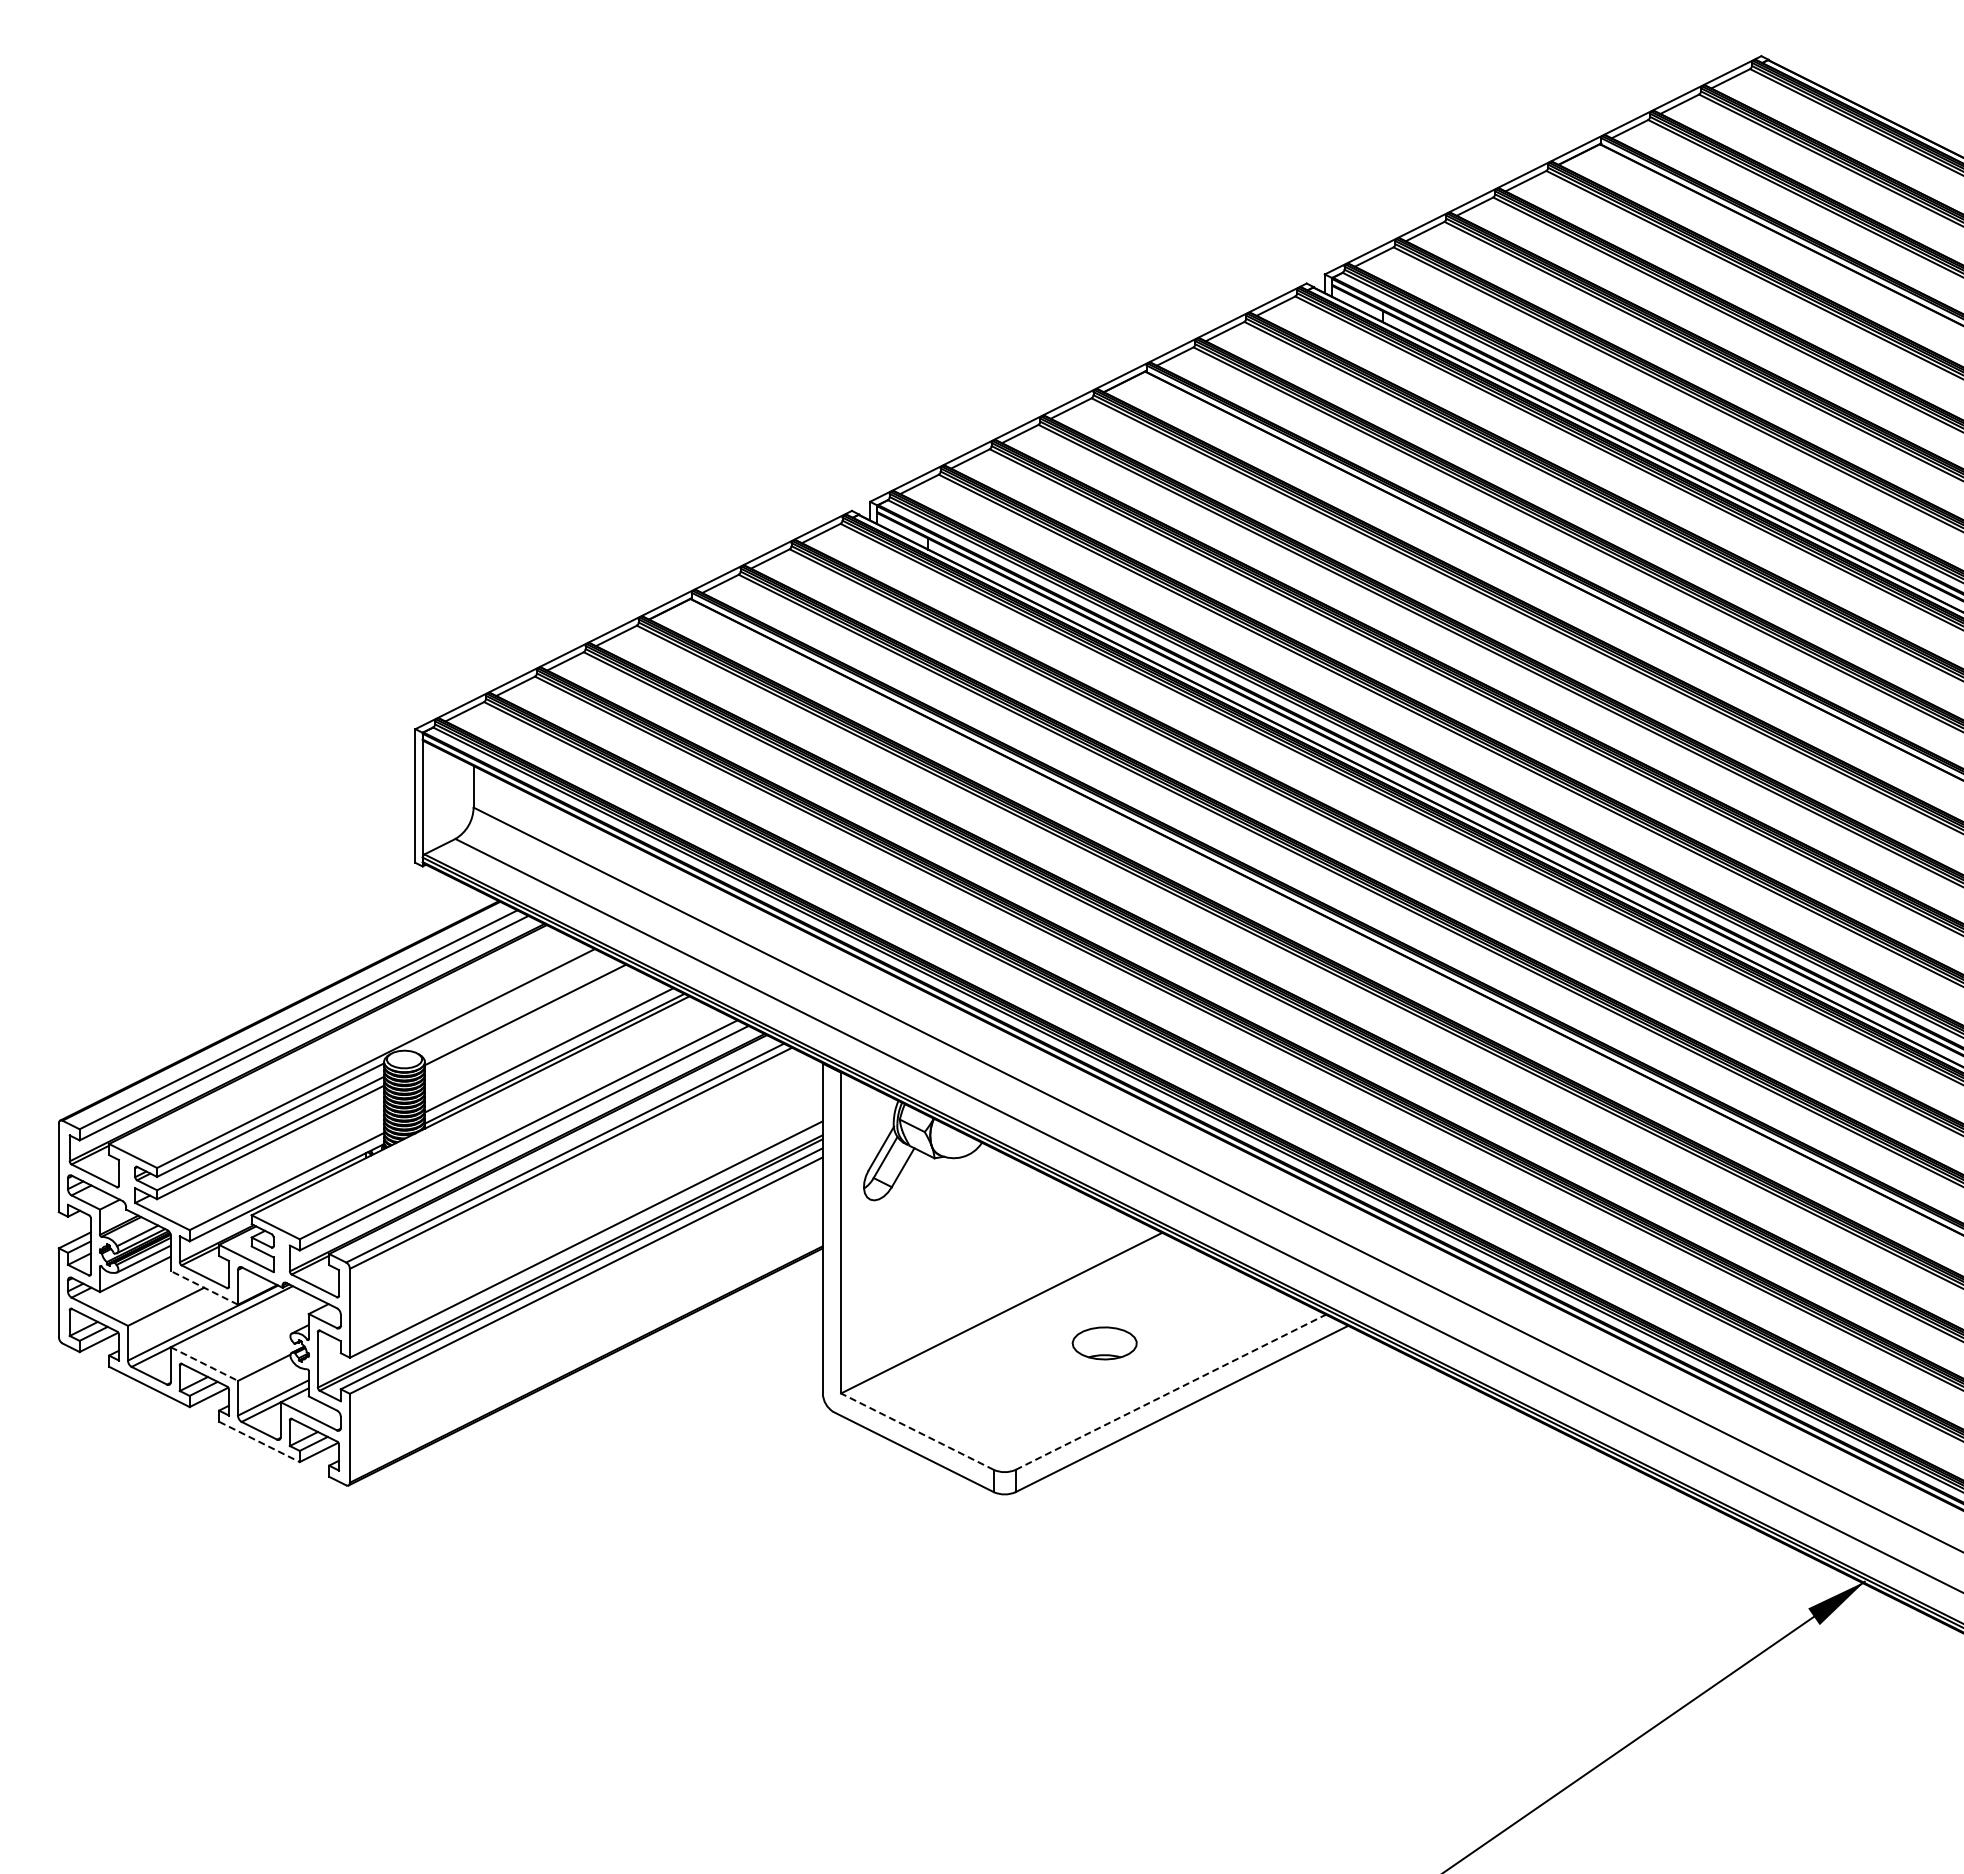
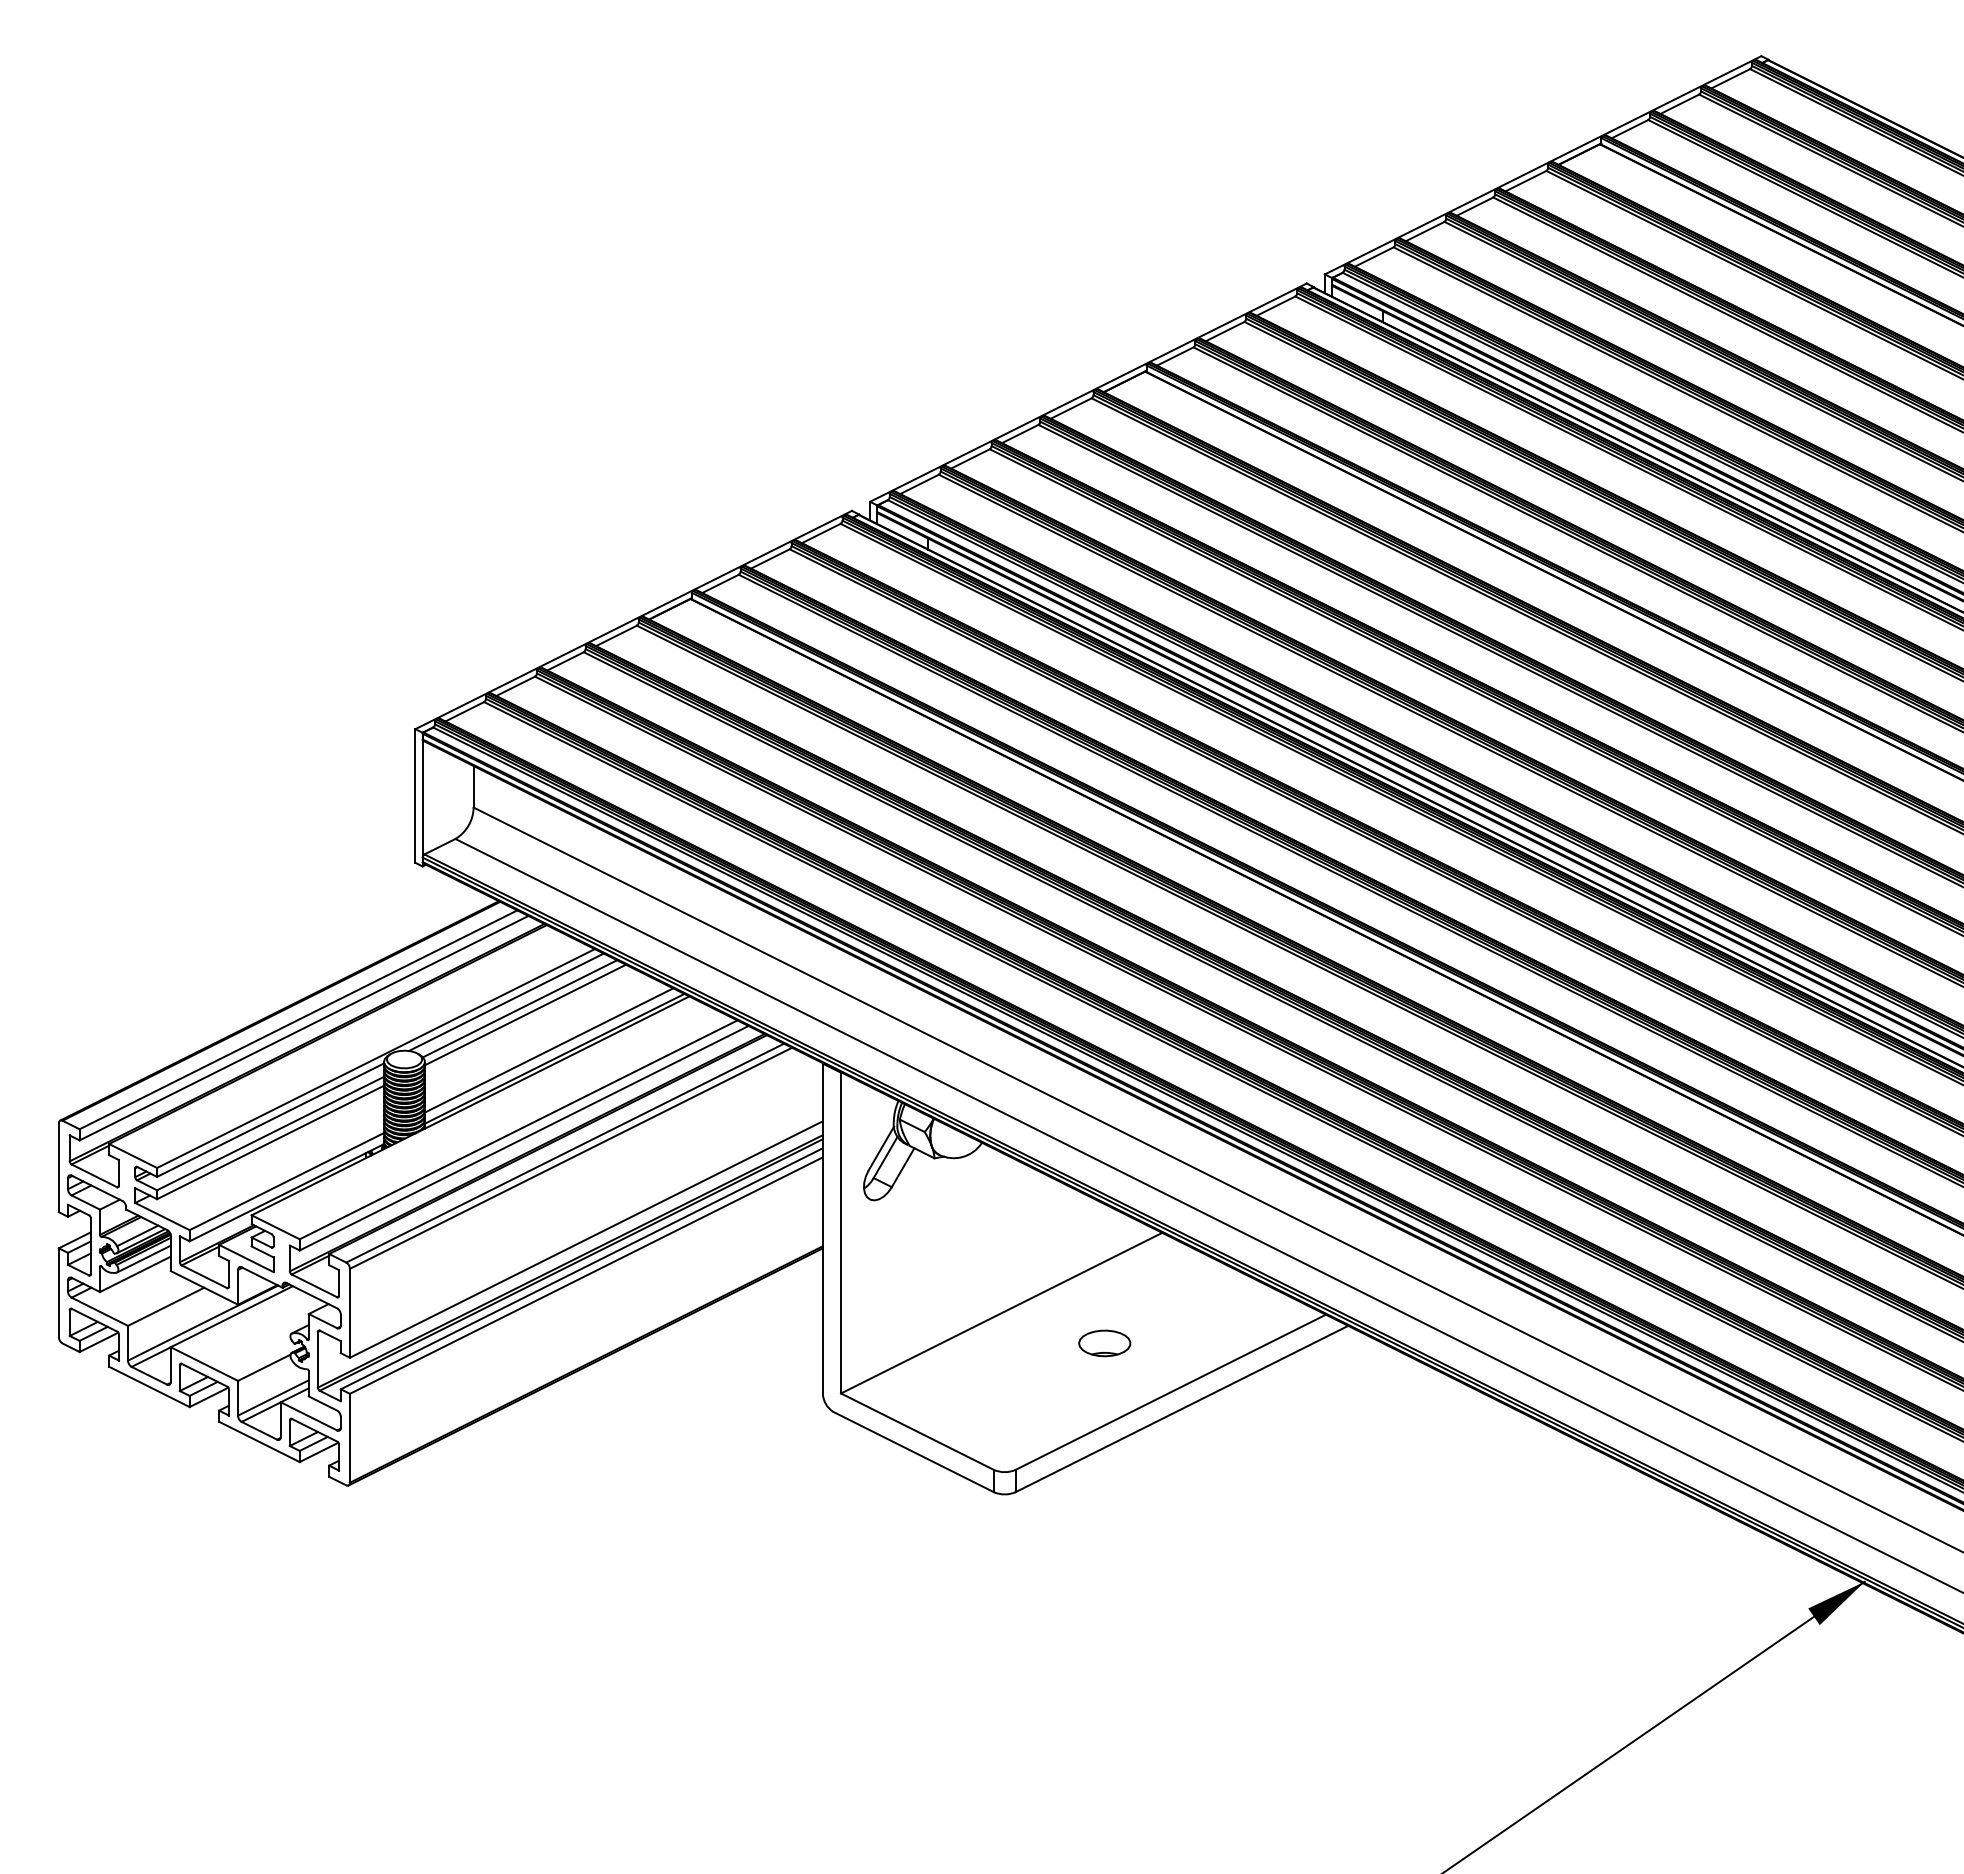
line: none -> present (506, 1001)
line: none -> present (519, 1008)
line: dashed -> solid (204, 1287)
part size: 67x35 px -> 54x29 px (1104, 1343)
line: dashed -> solid (204, 1364)
line: dashed -> solid (1171, 1392)
line: dashed -> solid (917, 1431)
line: dashed -> solid (259, 1442)
